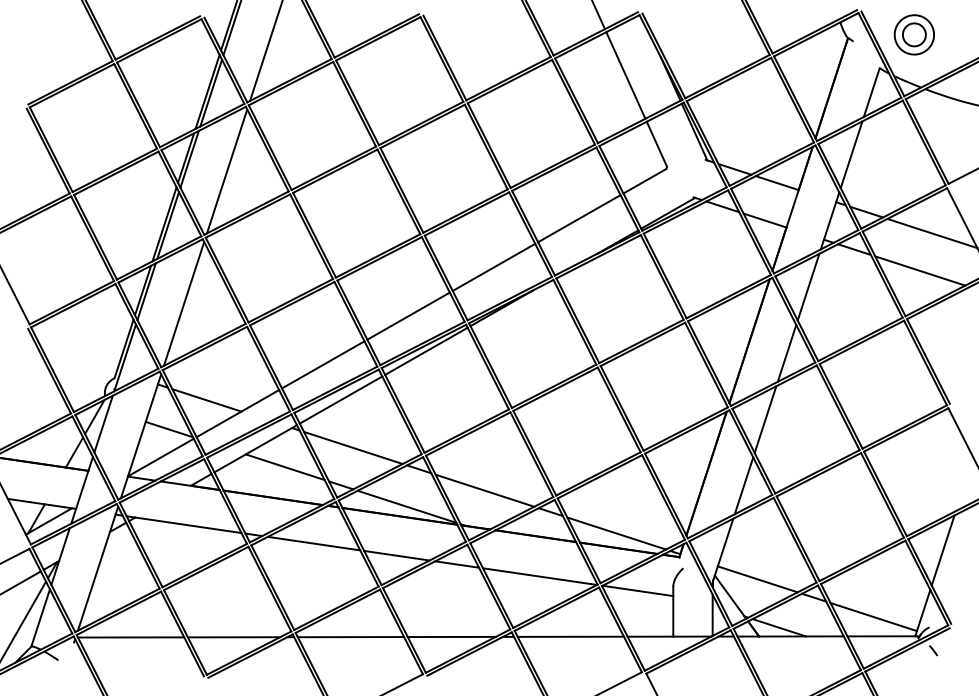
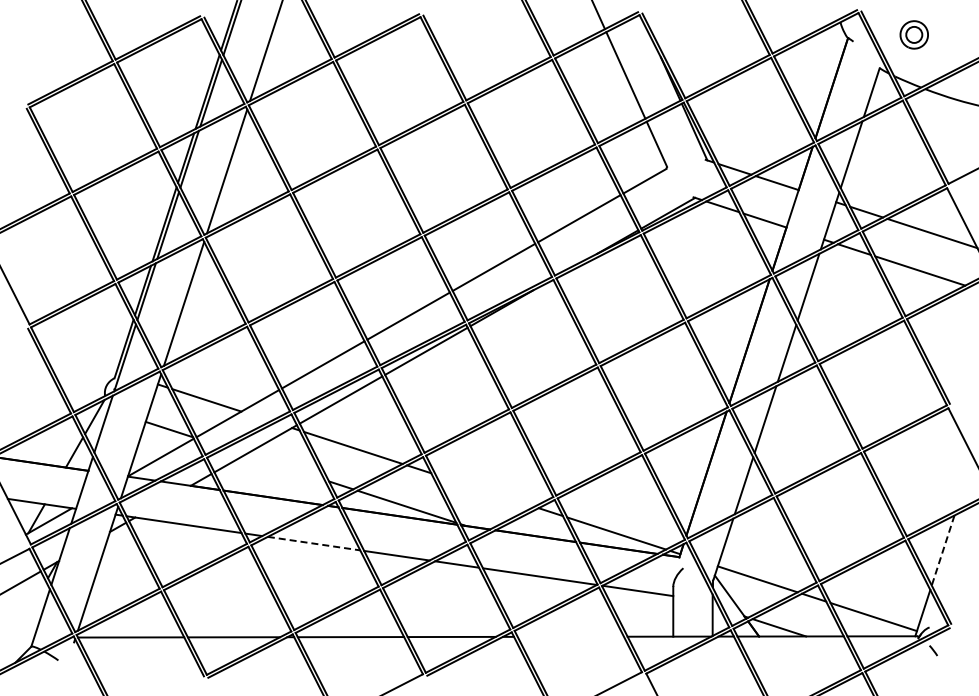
part size: 42x42 px -> 30x30 px (913, 34)
line: present -> none (284, 467)
line: present -> none (484, 490)
line: solid -> dashed (314, 543)
line: solid -> dashed (943, 550)
line: present -> none (24, 619)
line: present -> none (570, 636)
